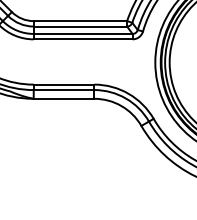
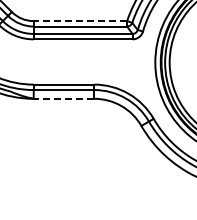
line: solid -> dashed (80, 21)
line: solid -> dashed (63, 98)
